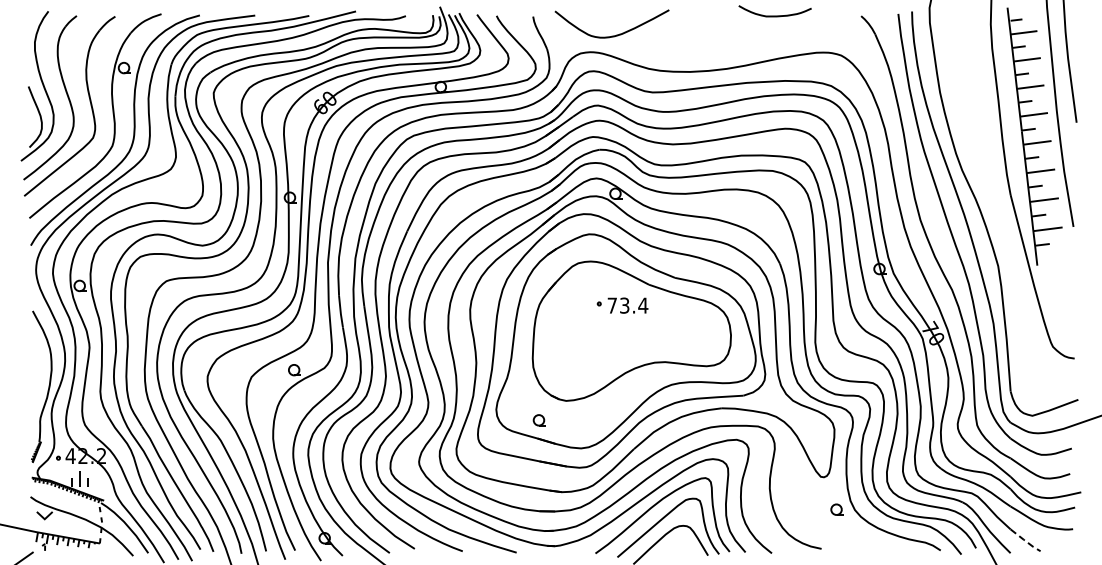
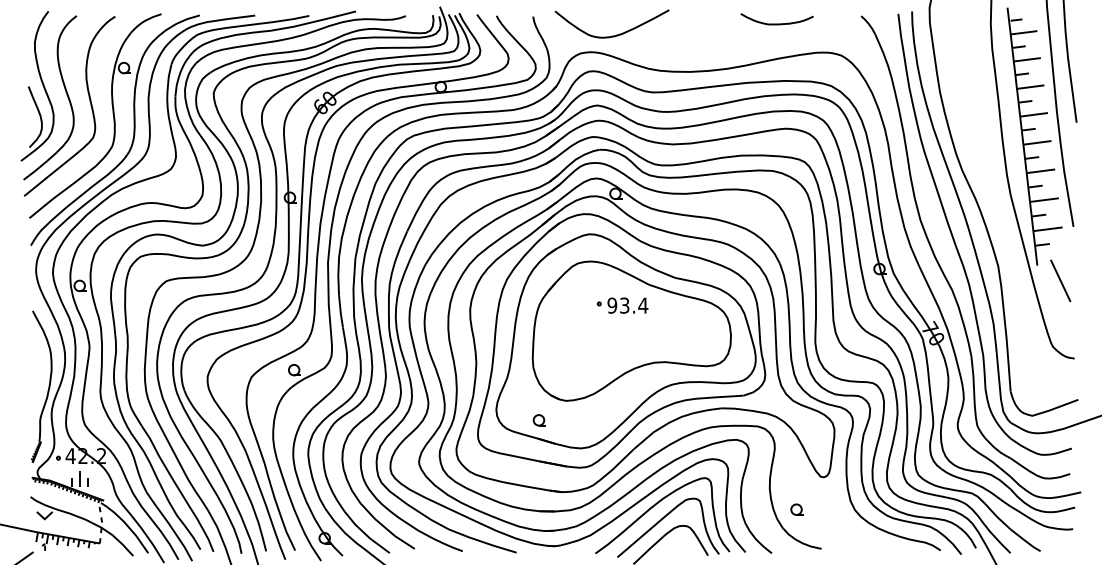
curve position: (774, 15) -> (776, 23) (776, 23)
line: none -> present (1060, 280)
text: 73.4 -> 93.4 (612, 305)
part position: (836, 509) -> (796, 509) (796, 509)
line: dashed -> solid (1026, 541)
